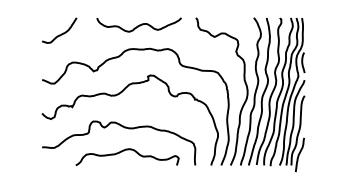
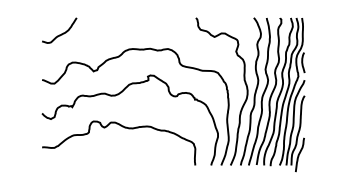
curve: present -> none (139, 24)
curve: present -> none (124, 151)
